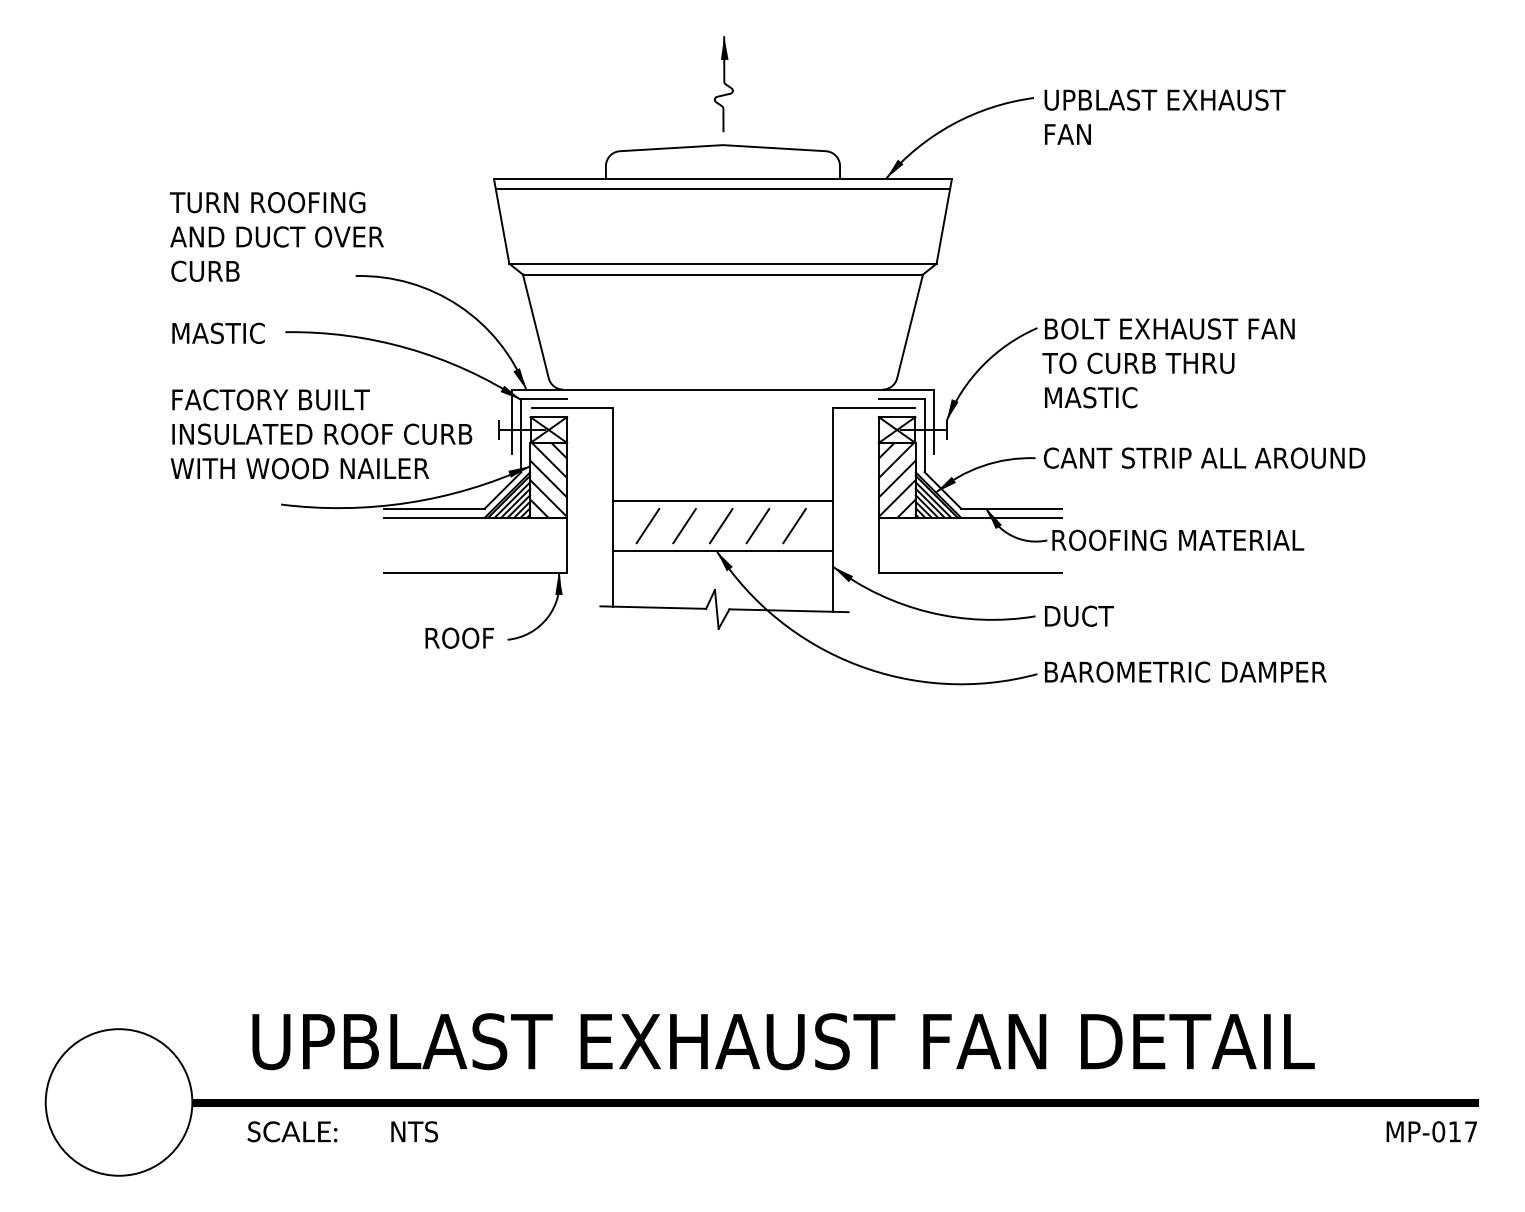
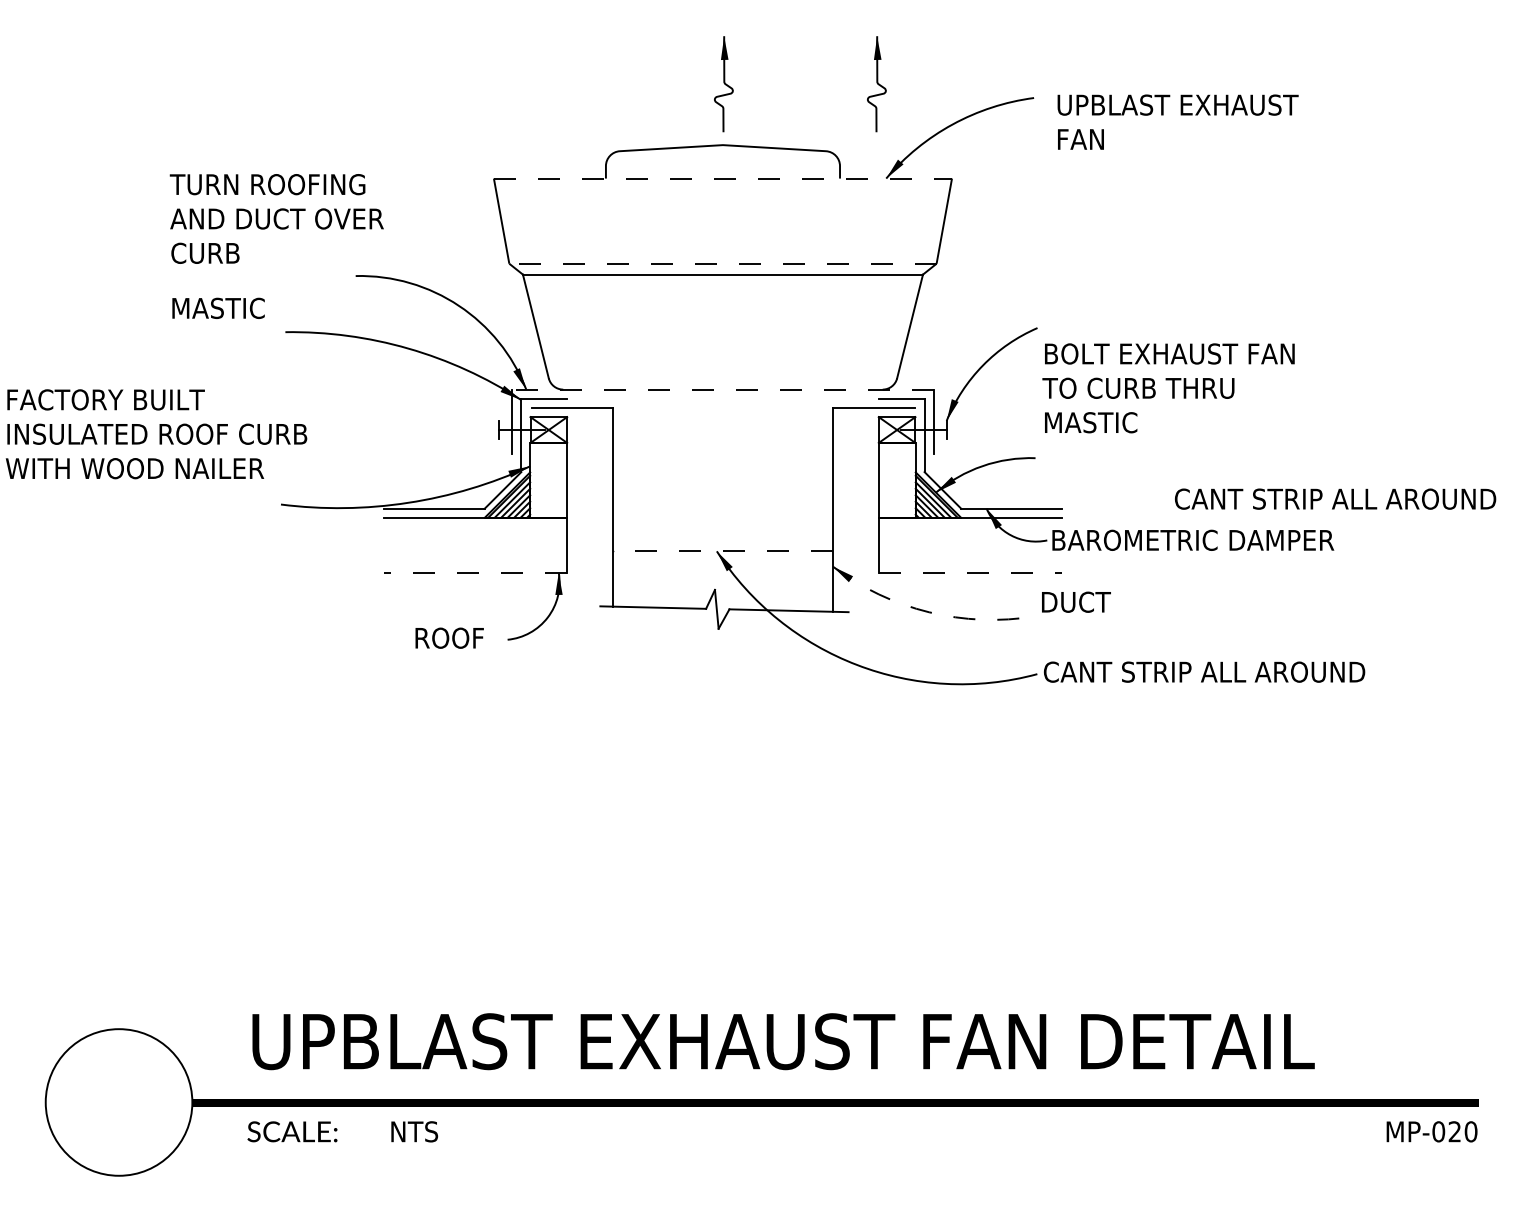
part: none -> present (876, 84)
text position: (1164, 116) -> (1177, 121) (1177, 121)
line: solid -> dashed (723, 178)
line: present -> none (722, 189)
text position: (276, 236) -> (276, 218) (276, 218)
line: solid -> dashed (722, 263)
text position: (218, 332) -> (218, 307) (218, 307)
text position: (1168, 363) -> (1168, 388) (1168, 388)
line: solid -> dashed (722, 389)
text position: (321, 434) -> (156, 434) (156, 434)
text position: (1204, 457) -> (1335, 498) (1335, 498)
hatch: present -> none (548, 480)
hatch: present -> none (896, 480)
line: present -> none (722, 500)
line: present -> none (647, 526)
line: present -> none (684, 526)
line: present -> none (720, 526)
line: present -> none (757, 526)
line: present -> none (794, 526)
text: ROOFING MATERIAL -> BAROMETRIC DAMPER (1194, 539)
line: solid -> dashed (722, 551)
line: solid -> dashed (475, 572)
line: solid -> dashed (970, 572)
arc: solid -> dashed (929, 612)
text position: (1079, 615) -> (1076, 601) (1076, 601)
text position: (459, 637) -> (449, 637) (449, 637)
text: BAROMETRIC DAMPER -> CANT STRIP ALL AROUND (1204, 671)
text: MP-017 -> MP-020 (1462, 1131)
